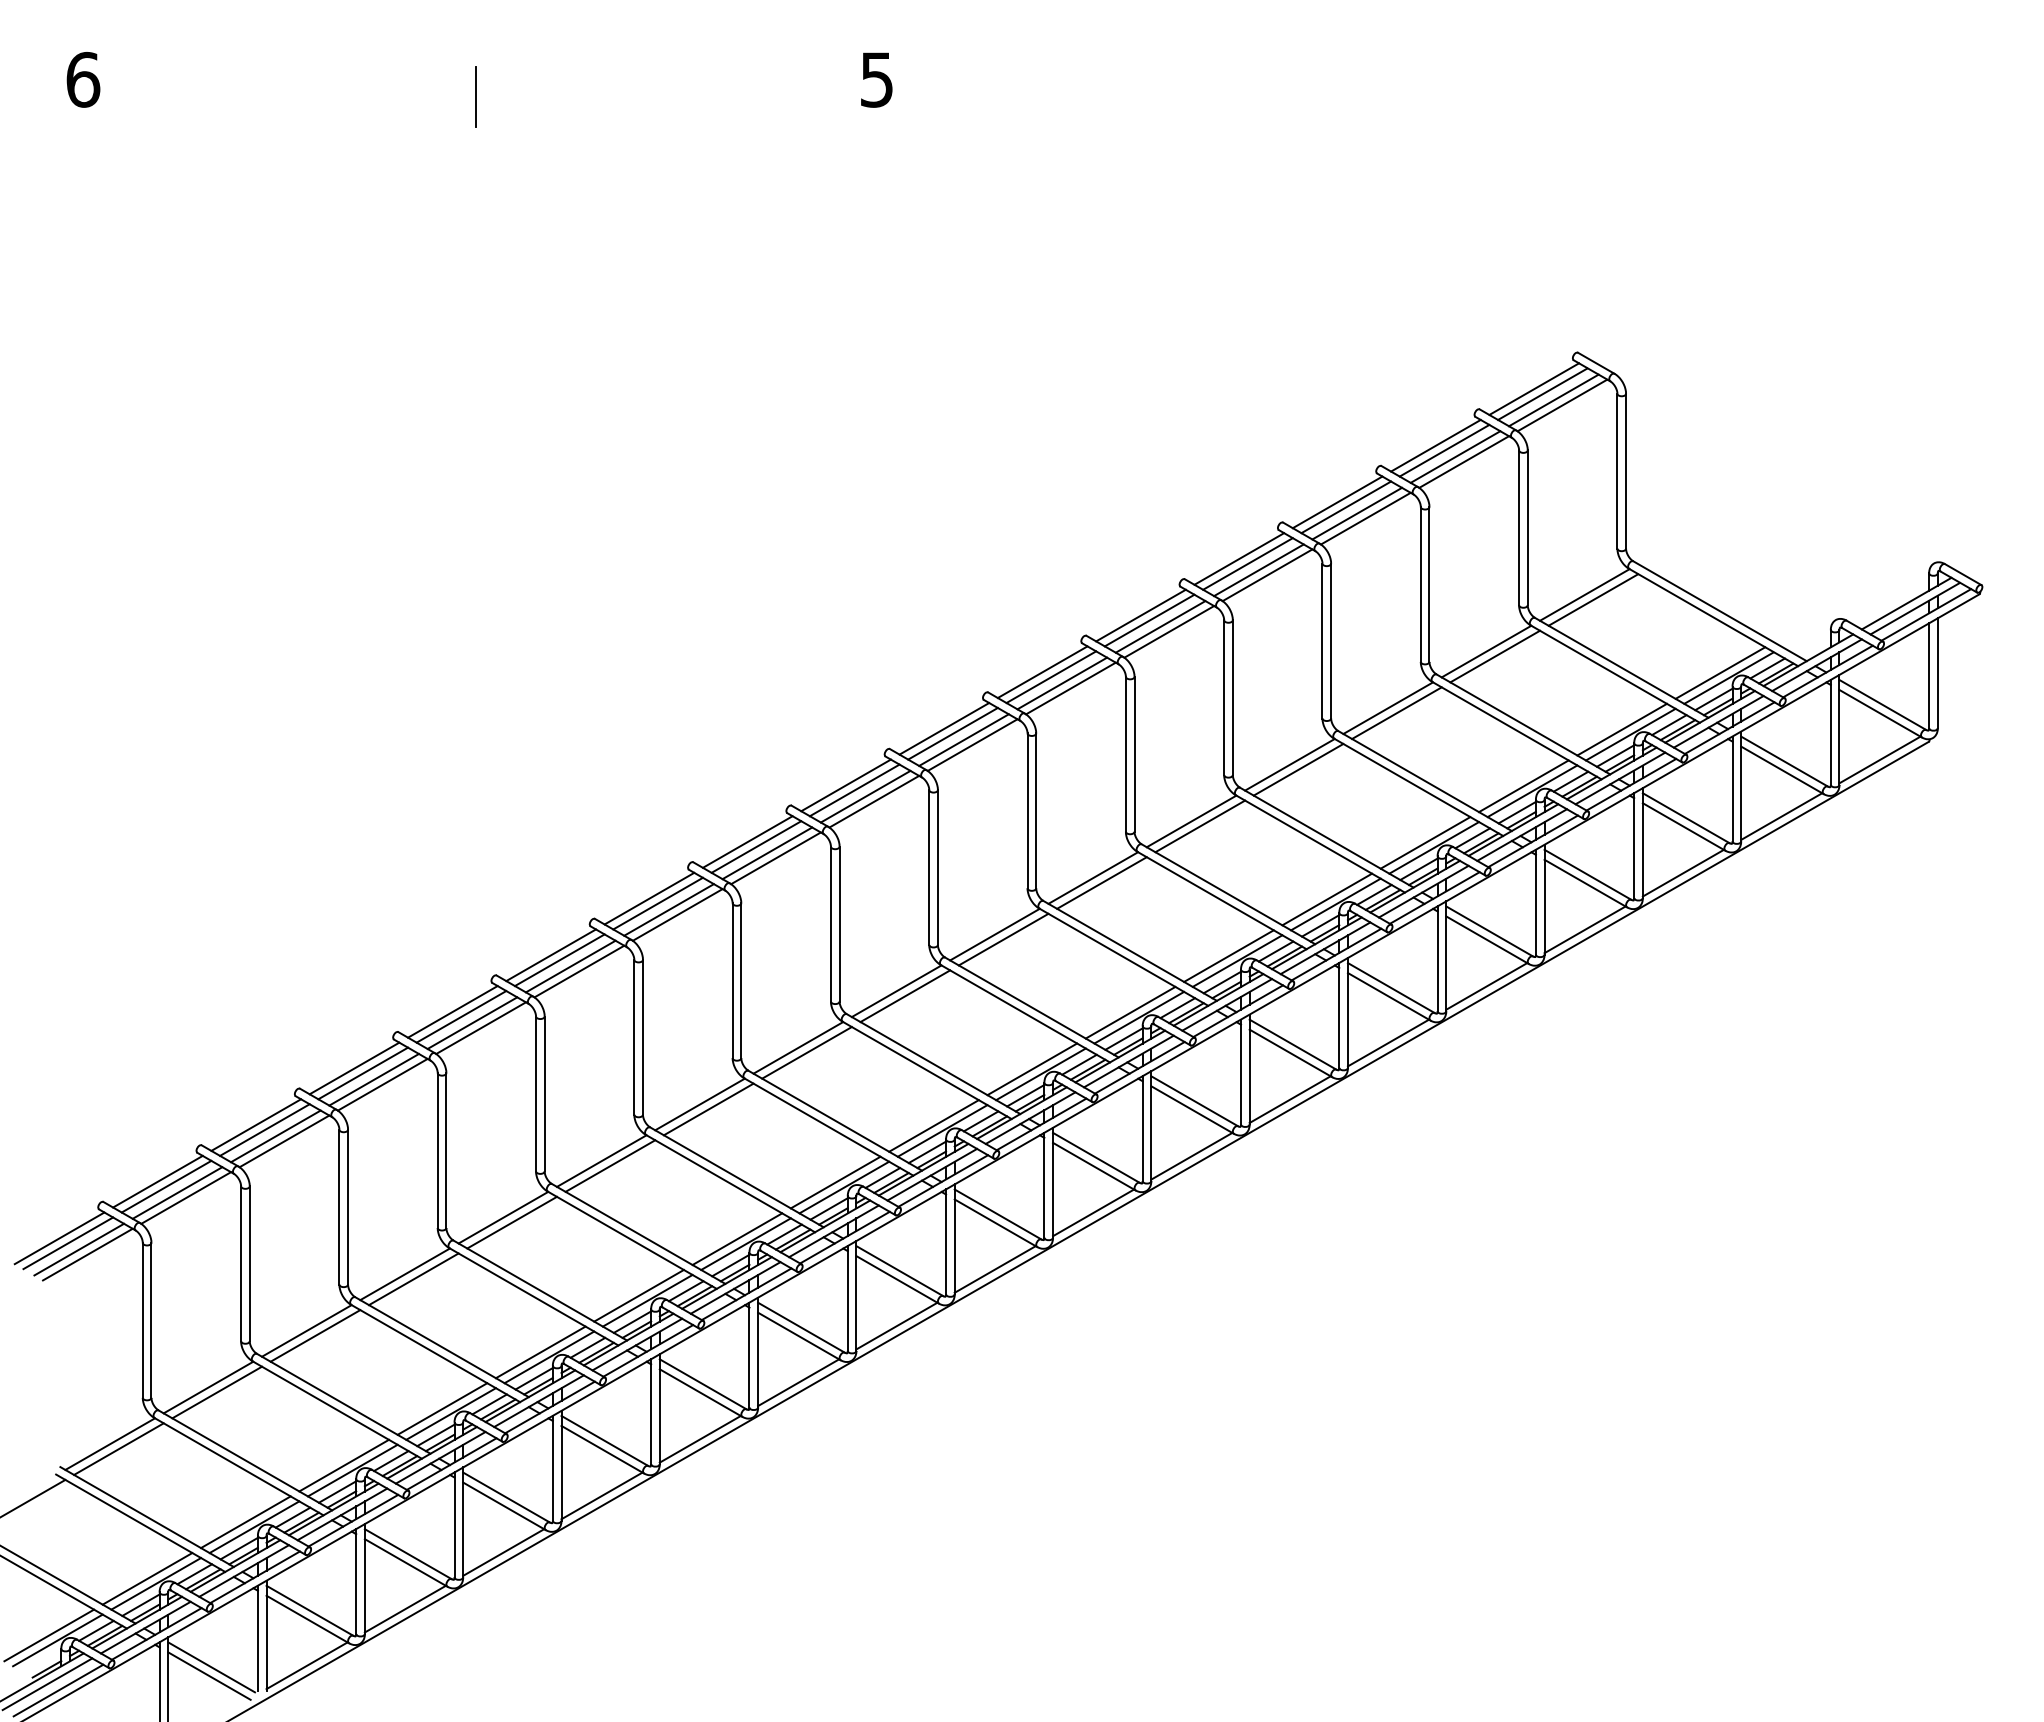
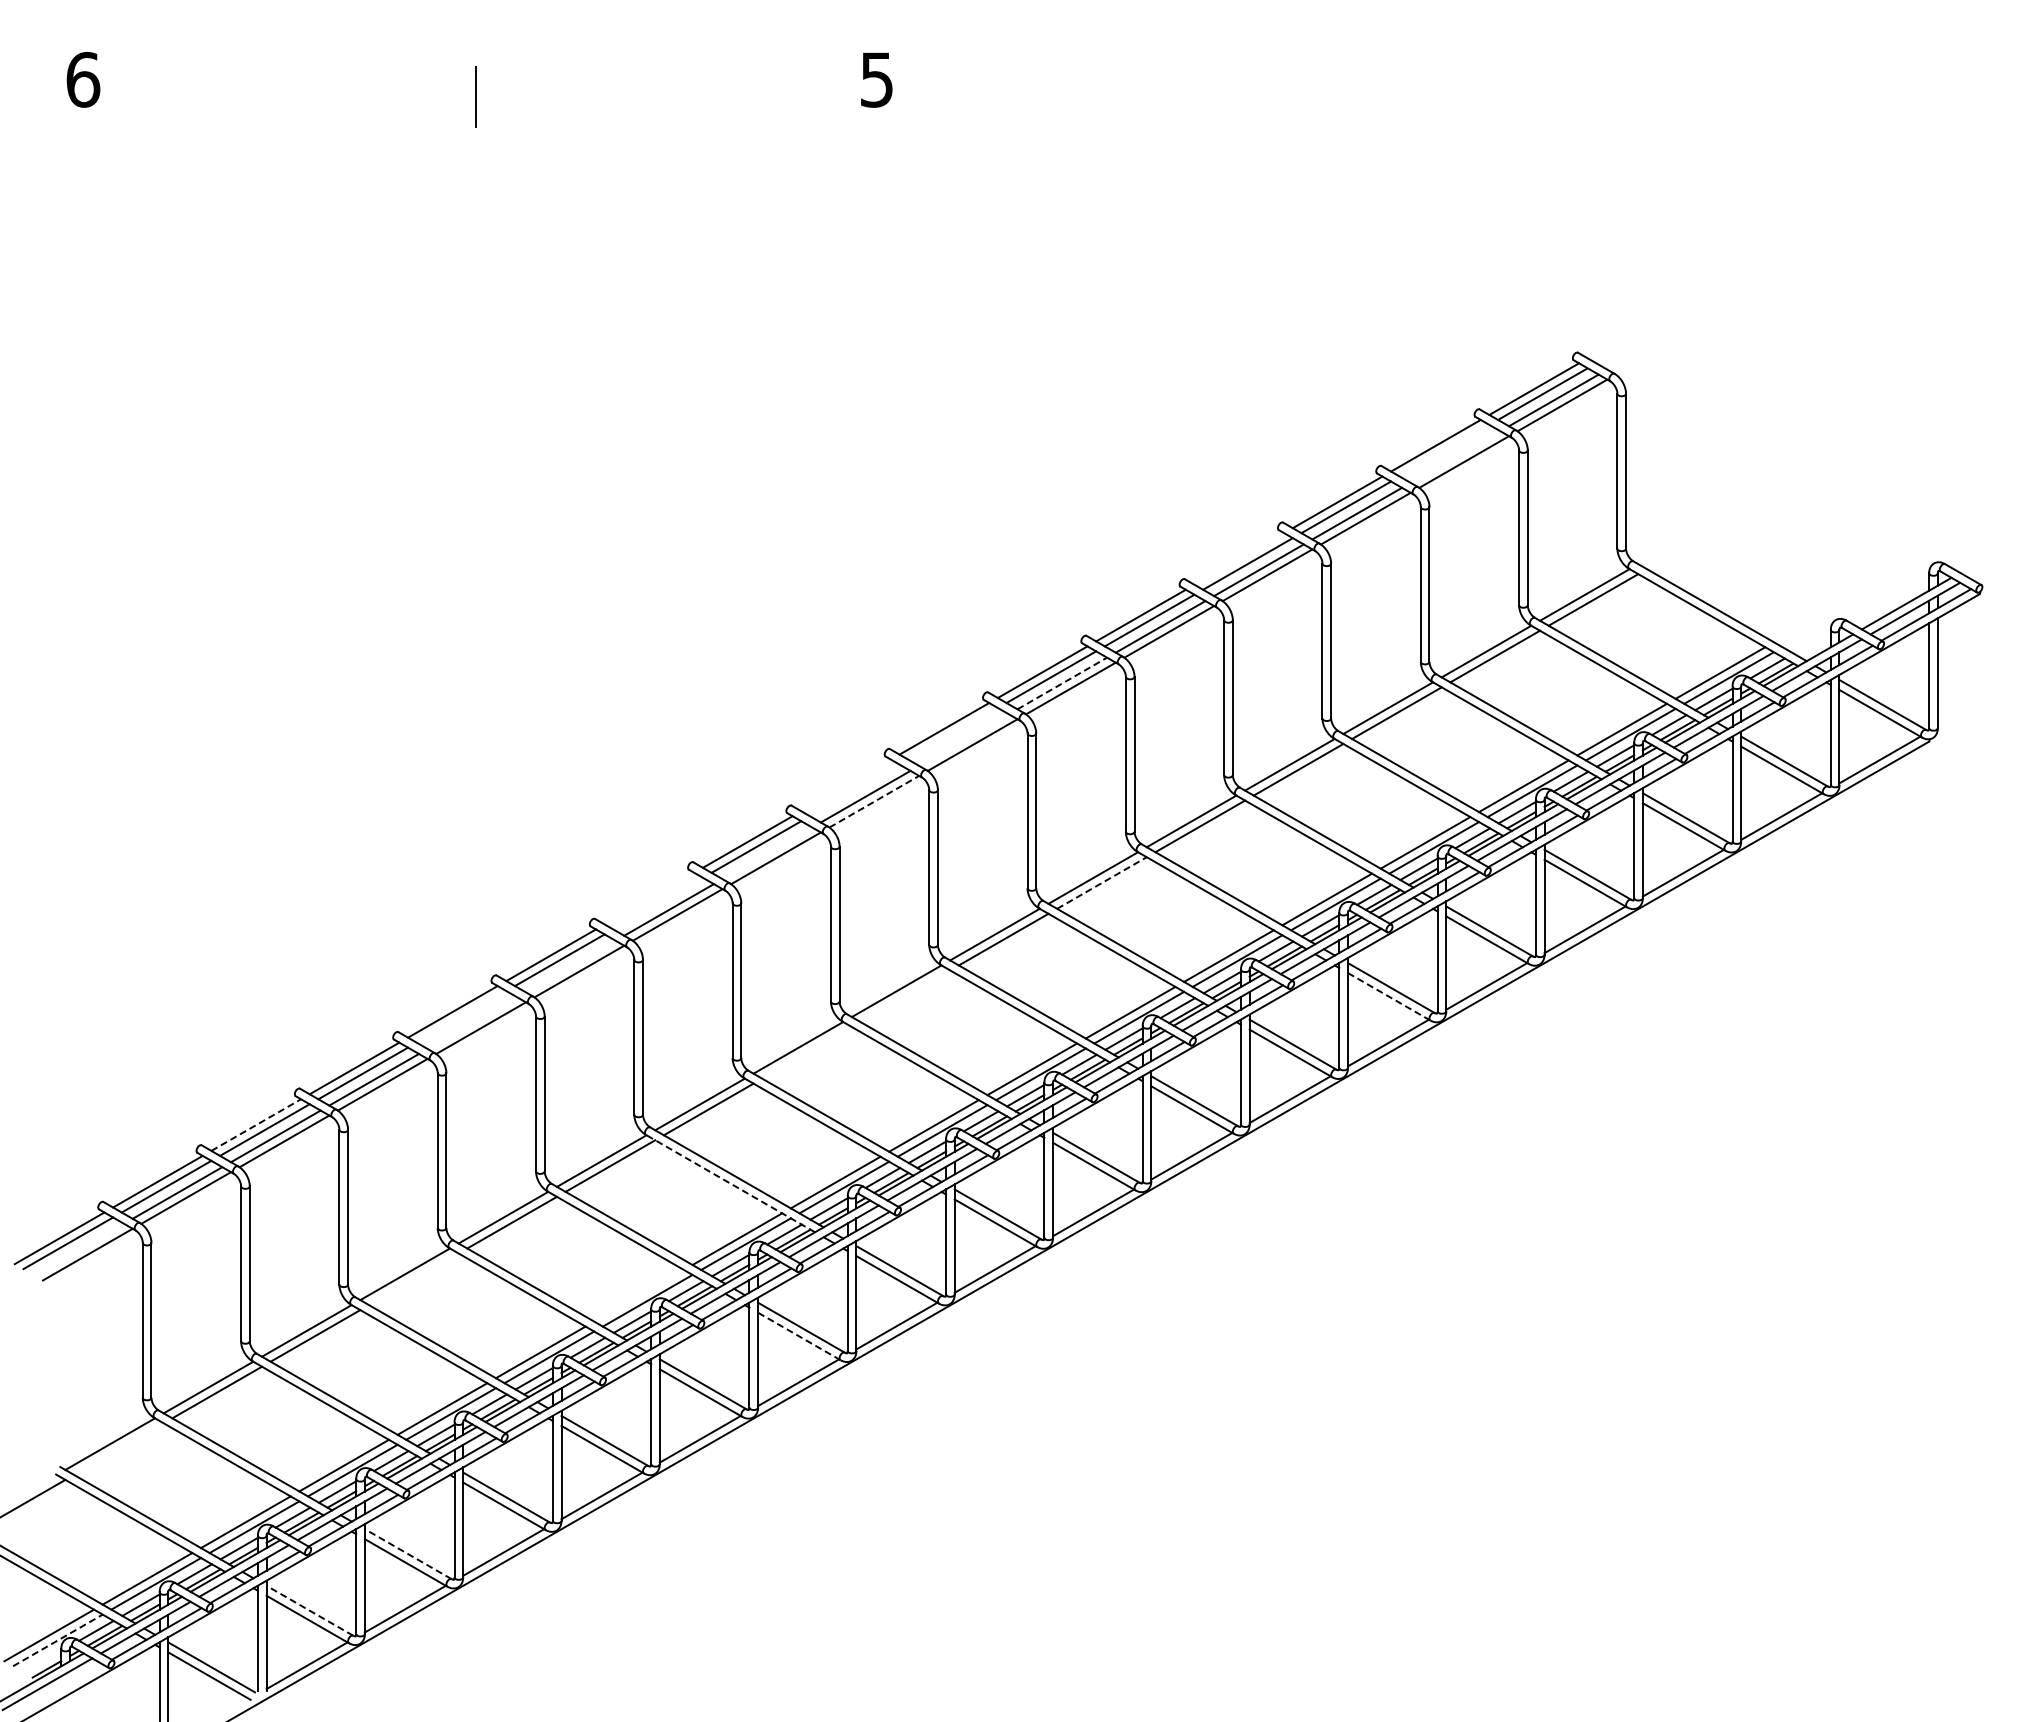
line: present -> none (1444, 450)
line: present -> none (1455, 456)
line: present -> none (1239, 558)
line: solid -> dashed (1062, 683)
line: present -> none (952, 733)
line: present -> none (963, 739)
line: present -> none (845, 785)
line: present -> none (854, 790)
line: solid -> dashed (874, 801)
line: present -> none (767, 853)
line: solid -> dashed (1101, 883)
line: present -> none (649, 898)
line: present -> none (657, 903)
line: present -> none (570, 966)
line: present -> none (905, 996)
line: solid -> dashed (1389, 996)
line: present -> none (461, 1016)
line: present -> none (472, 1022)
line: present -> none (806, 1052)
line: solid -> dashed (256, 1125)
line: solid -> dashed (730, 1183)
line: present -> none (79, 1249)
line: present -> none (413, 1279)
line: present -> none (638, 1295)
line: solid -> dashed (799, 1336)
line: present -> none (118, 1448)
line: solid -> dashed (407, 1553)
line: solid -> dashed (309, 1610)
line: solid -> dashed (57, 1640)
line: present -> none (58, 1690)
